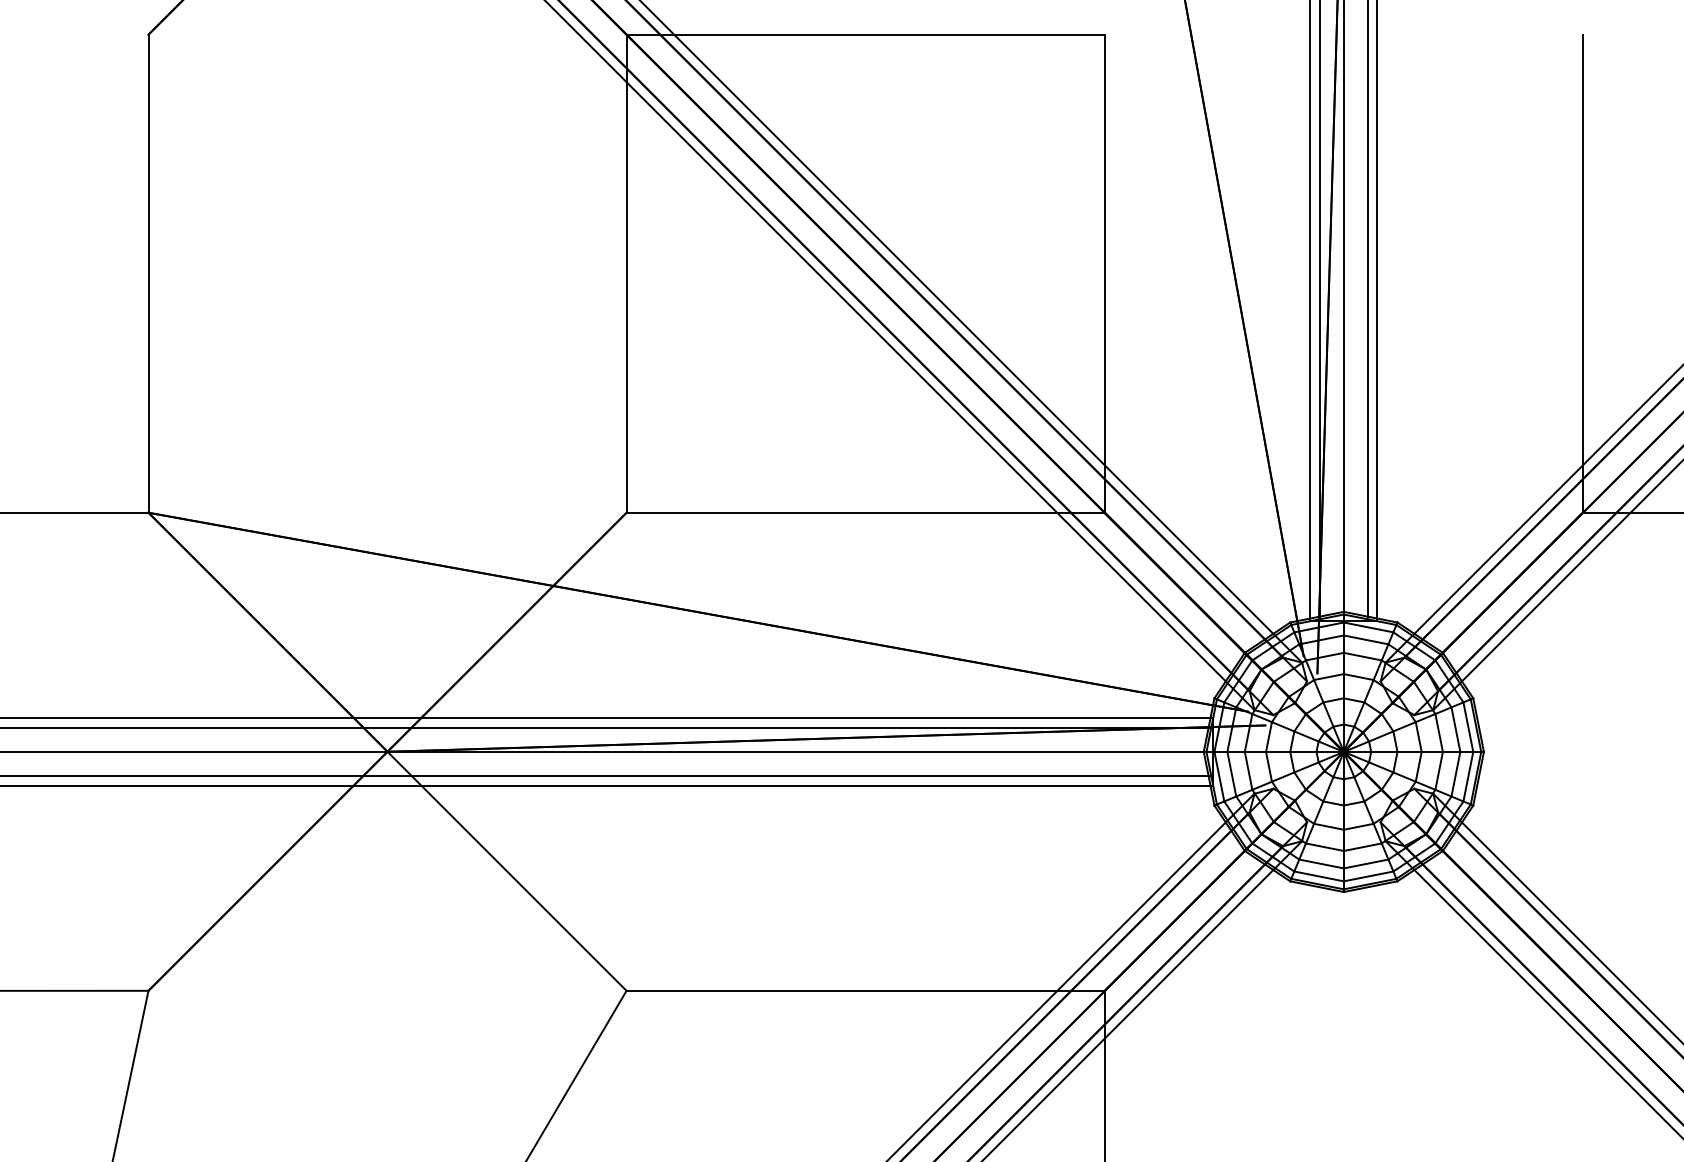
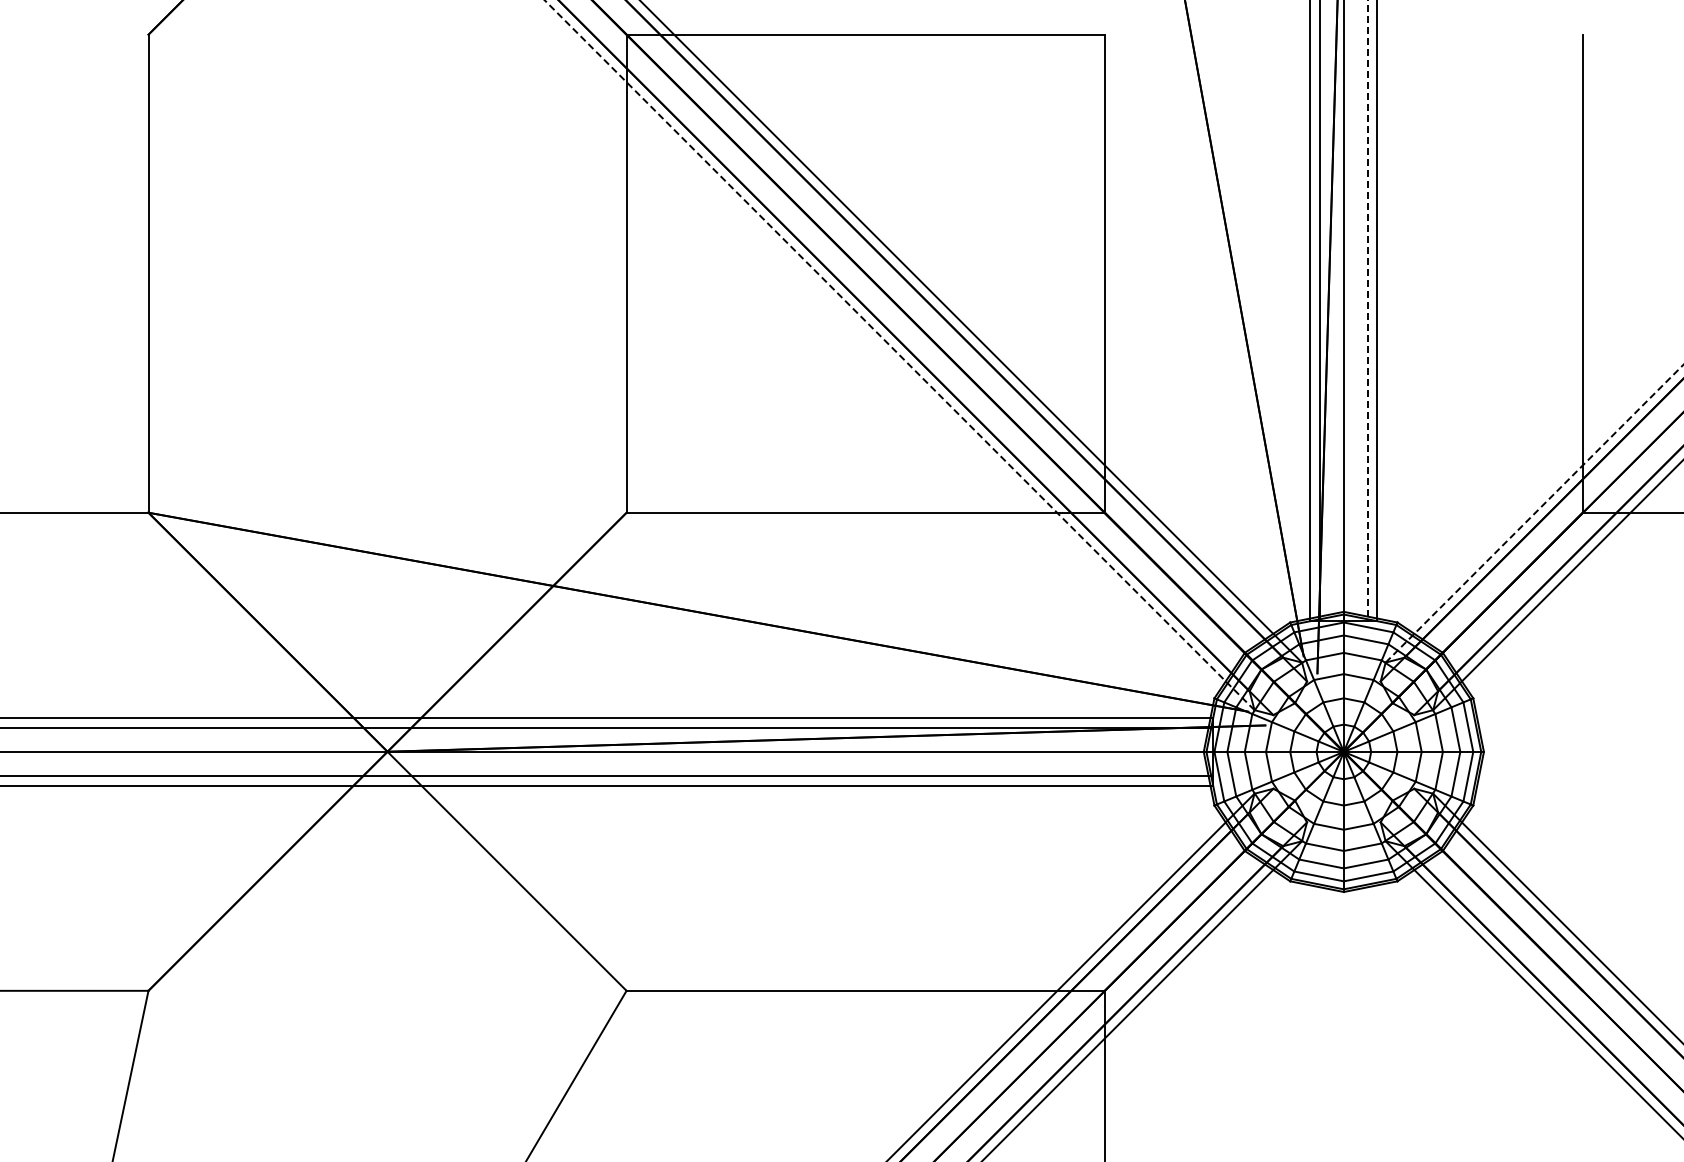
line: solid -> dashed (1367, 310)
line: solid -> dashed (899, 355)
line: solid -> dashed (1534, 513)
